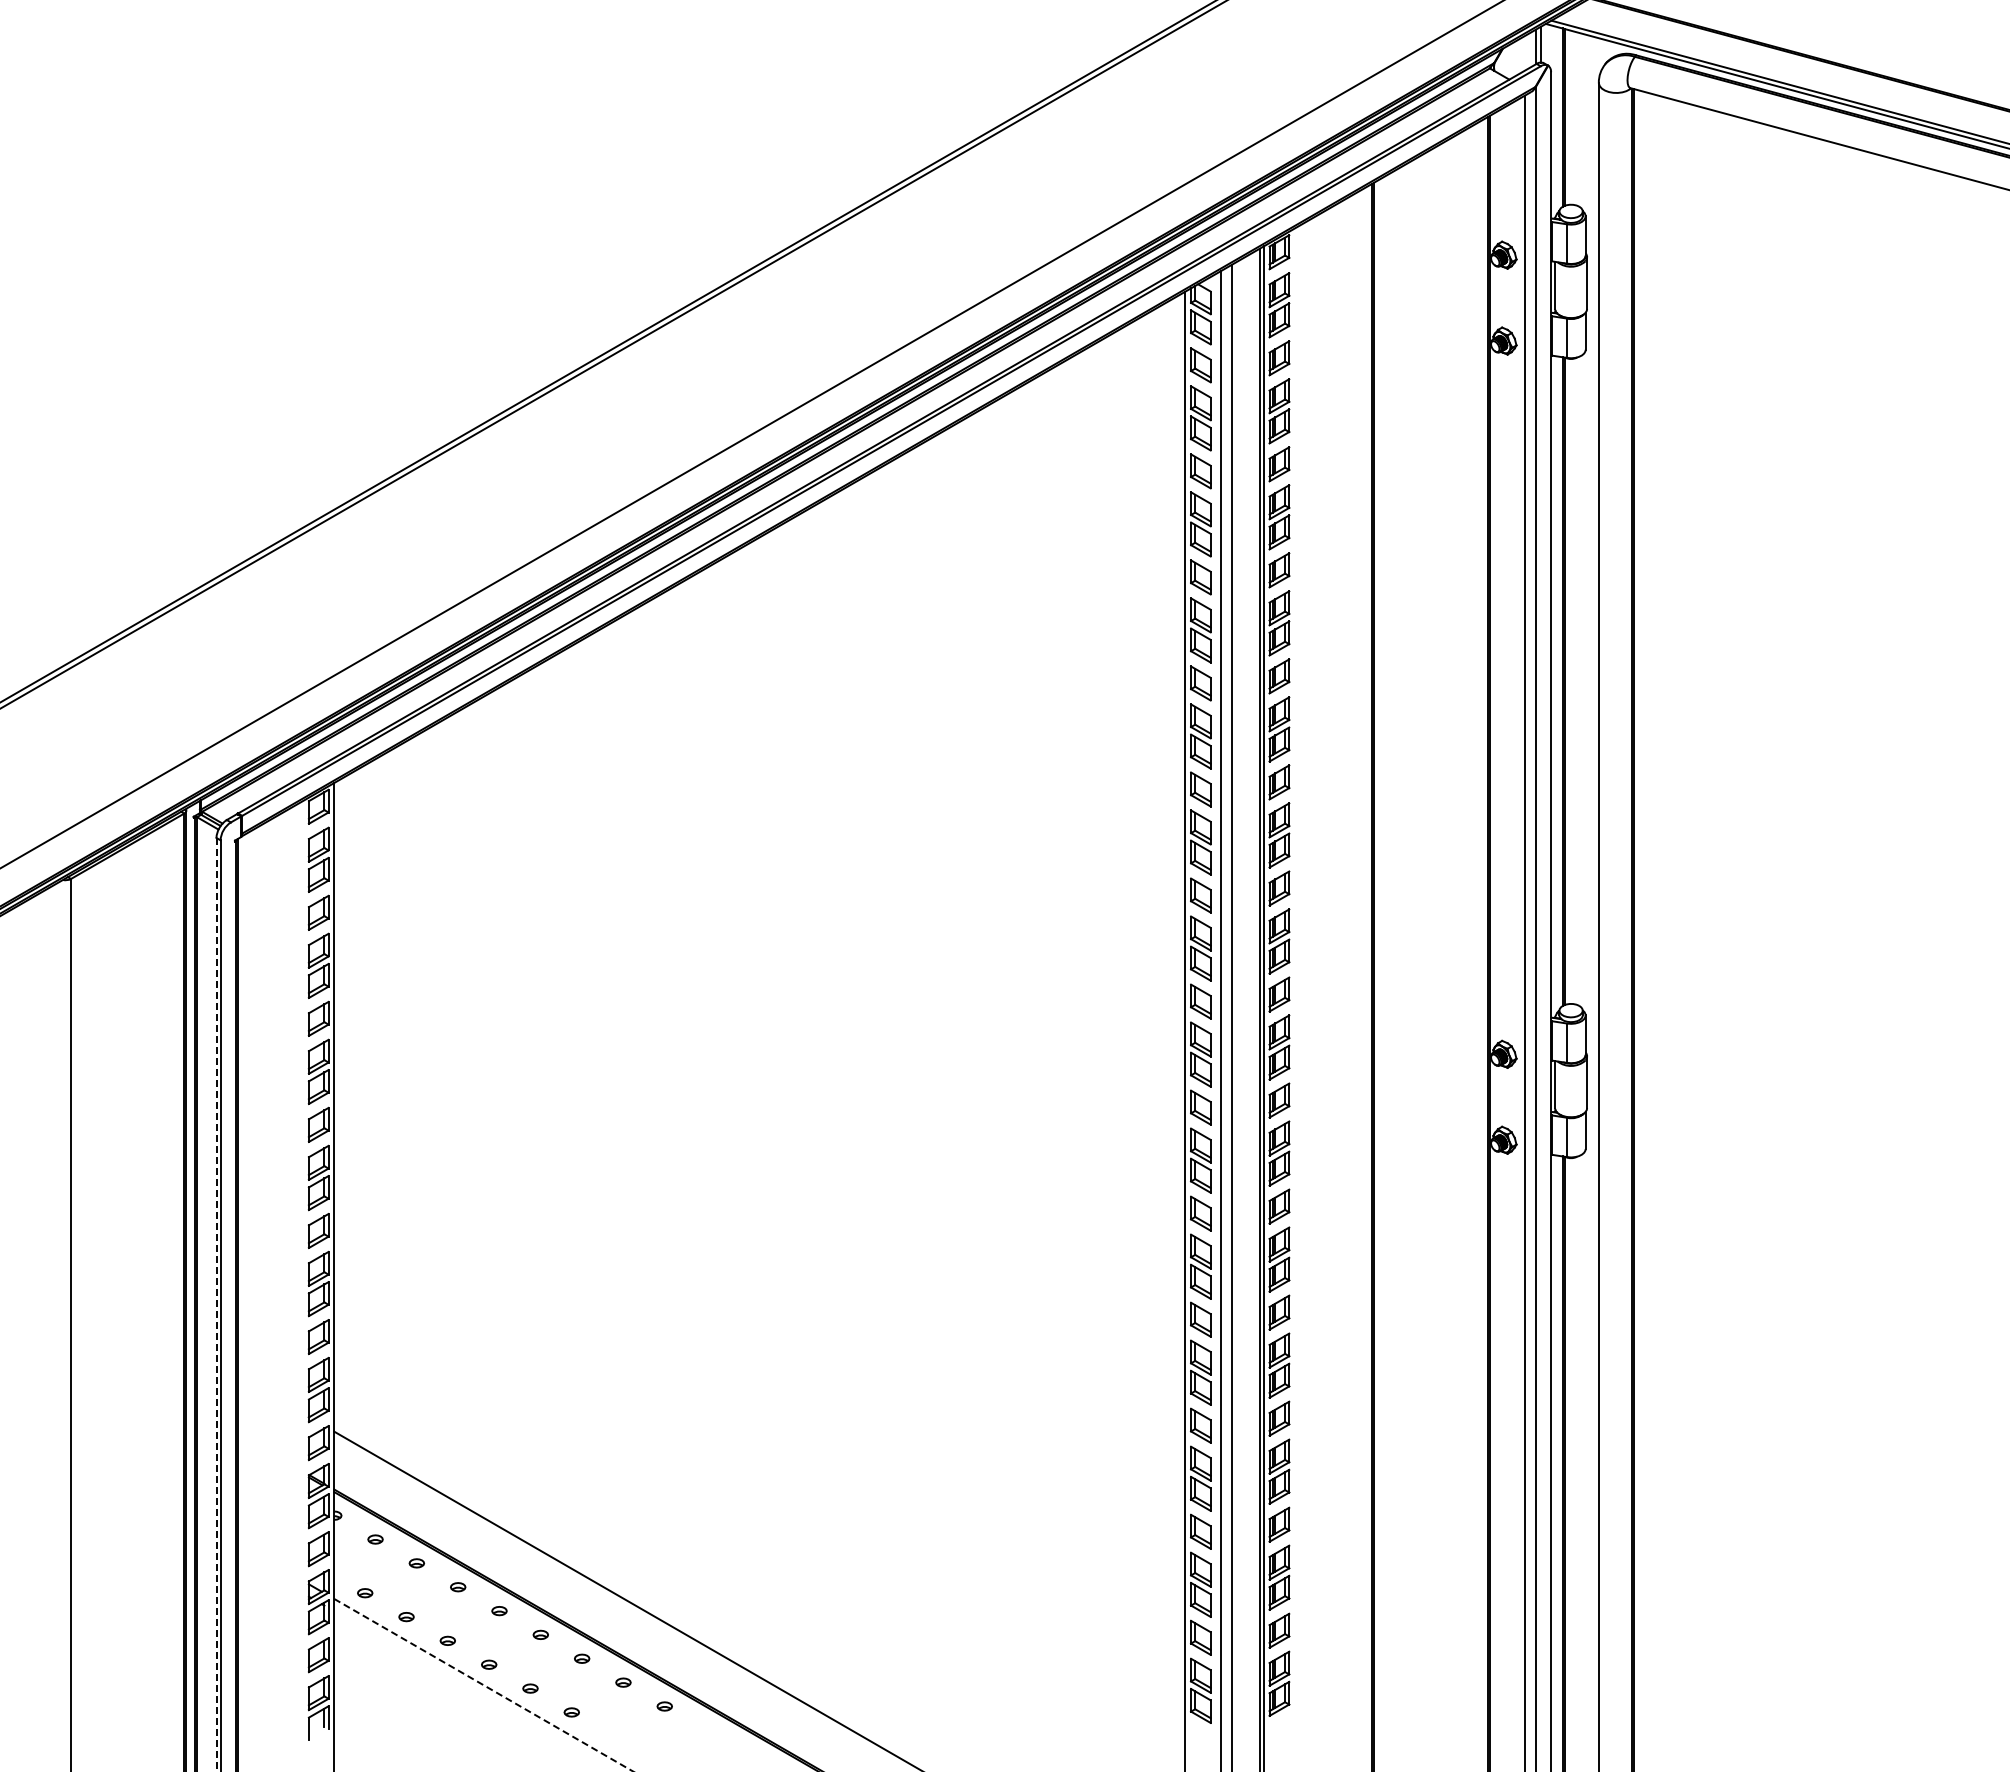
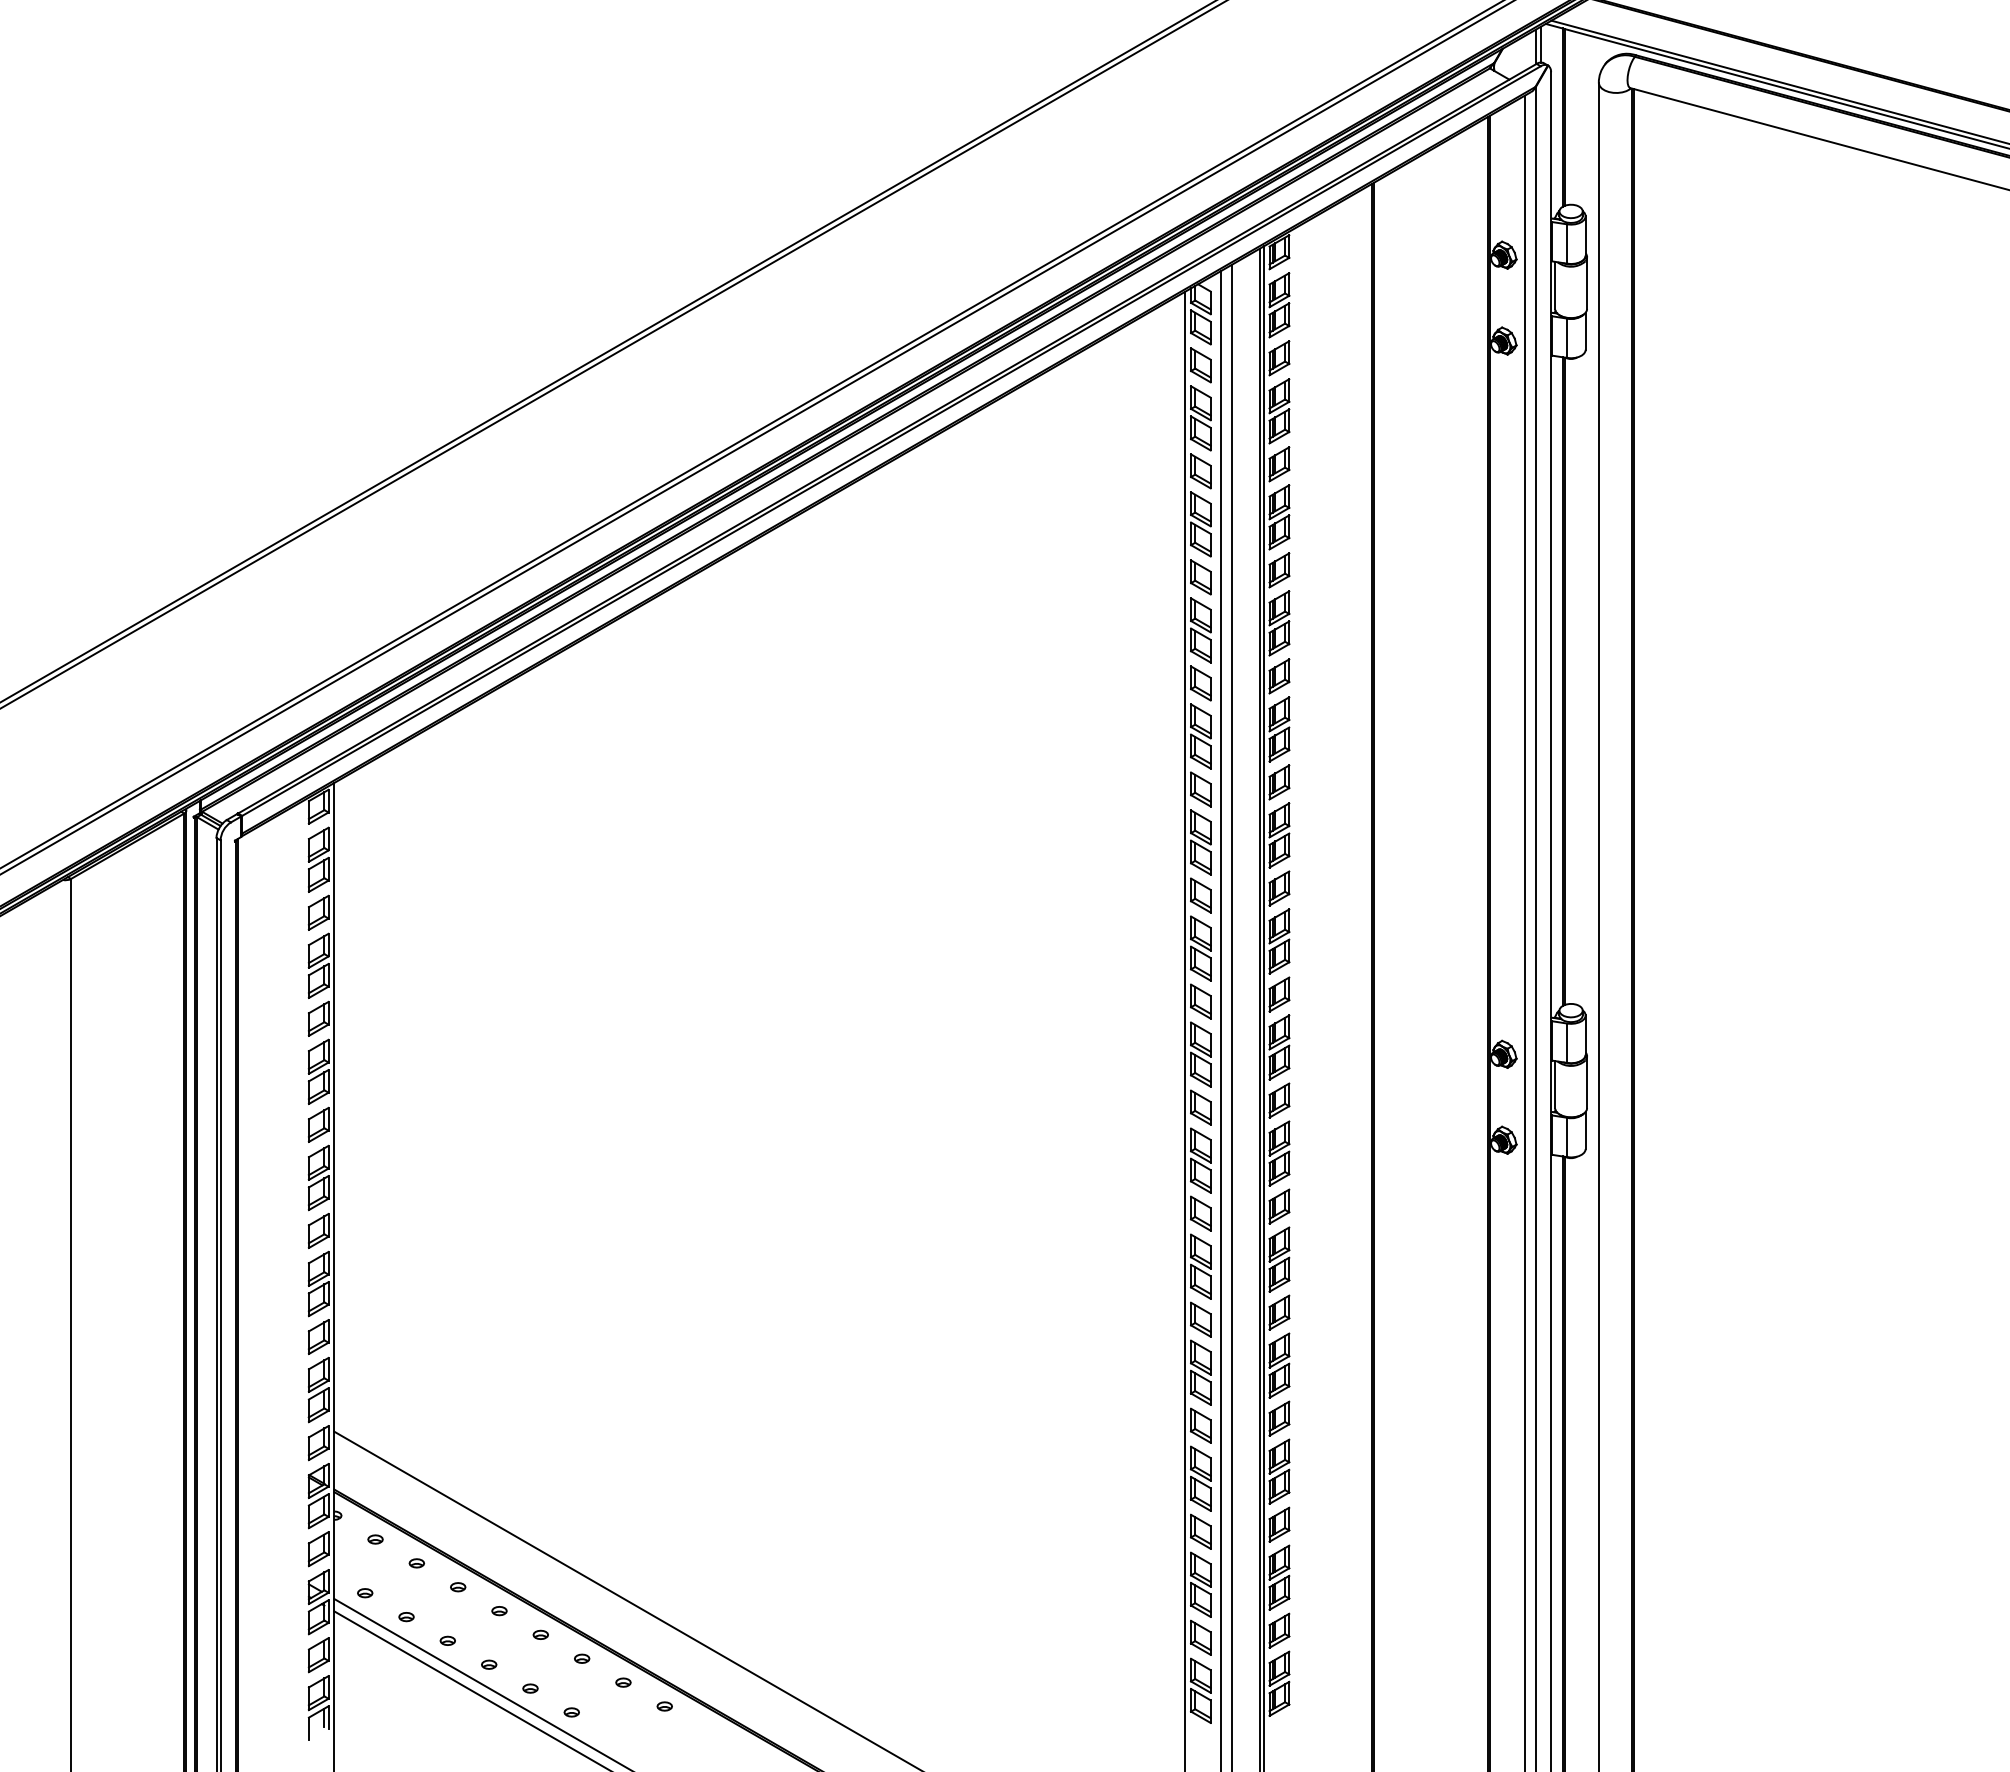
line: none -> present (756, 437)
line: dashed -> solid (216, 1304)
line: dashed -> solid (483, 1685)
line: none -> present (470, 1689)
